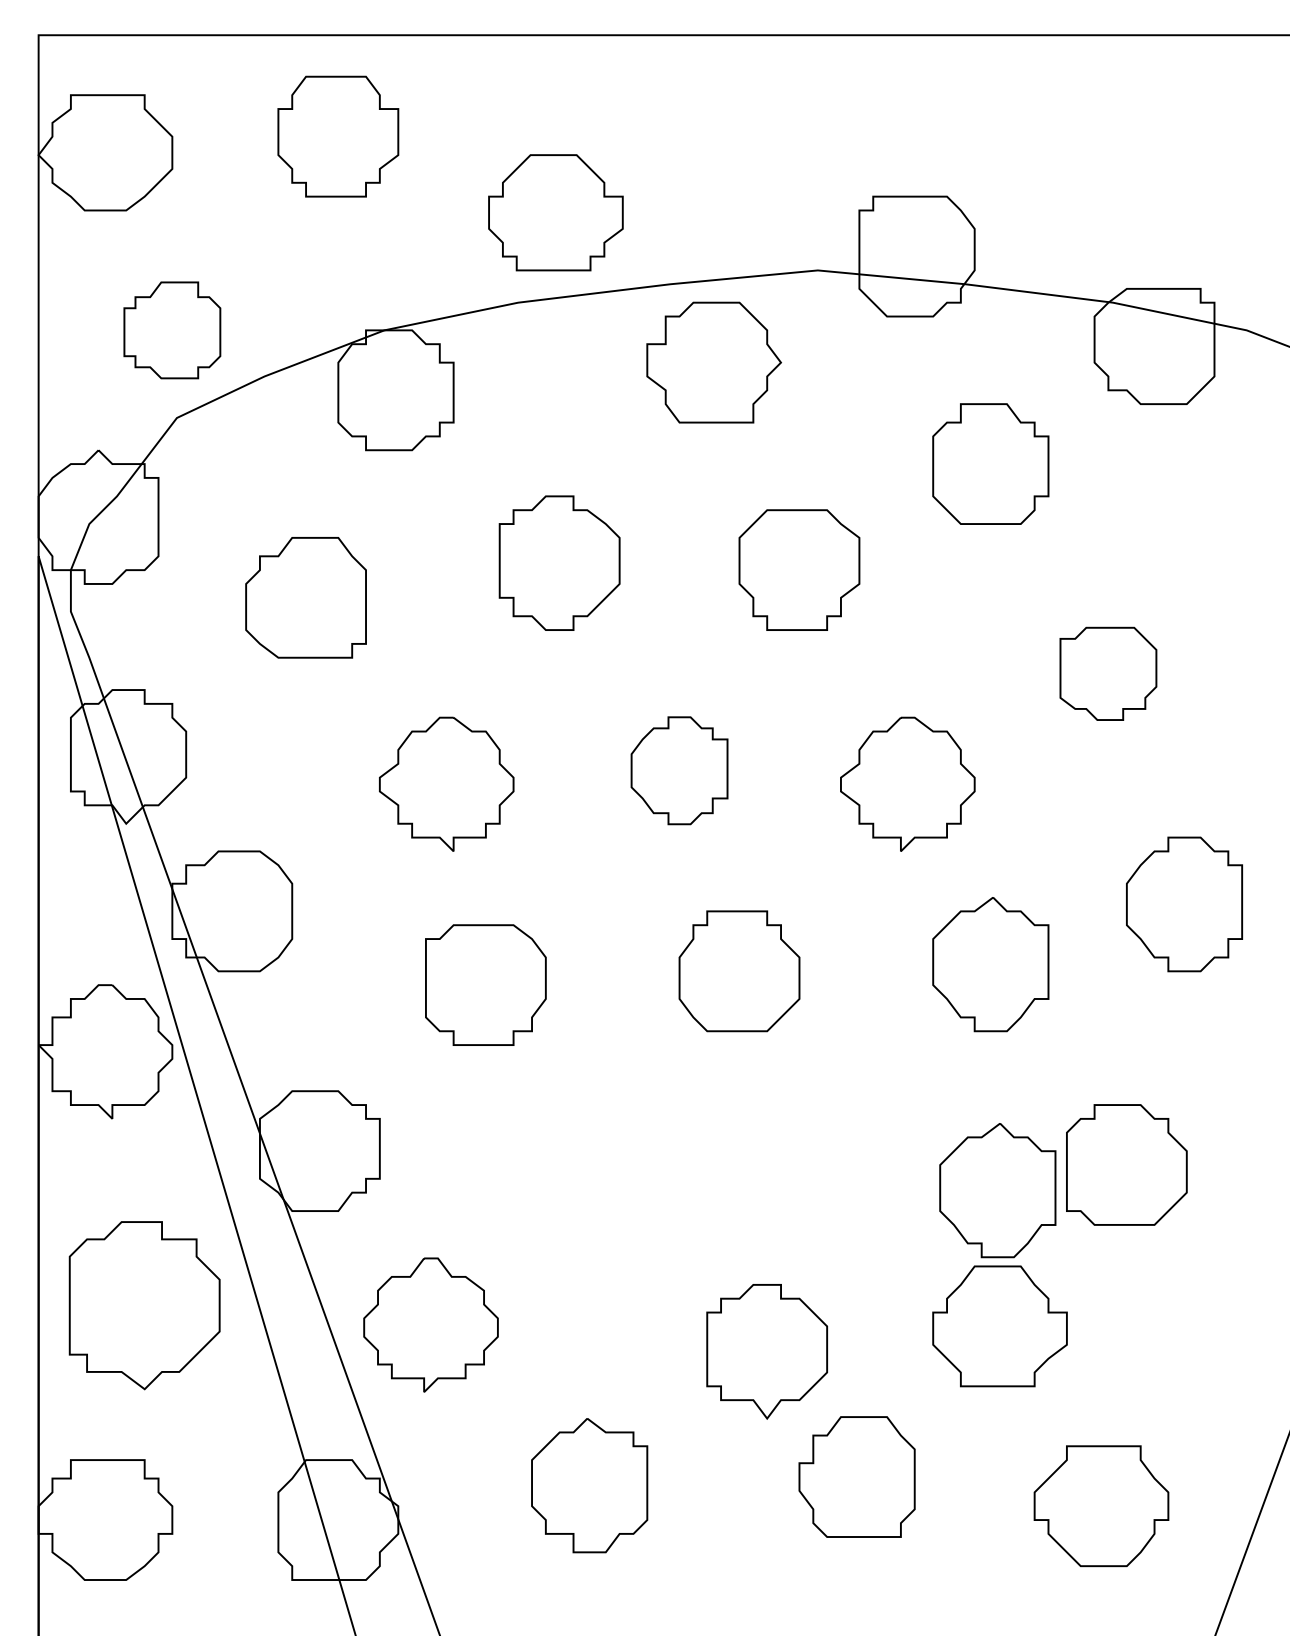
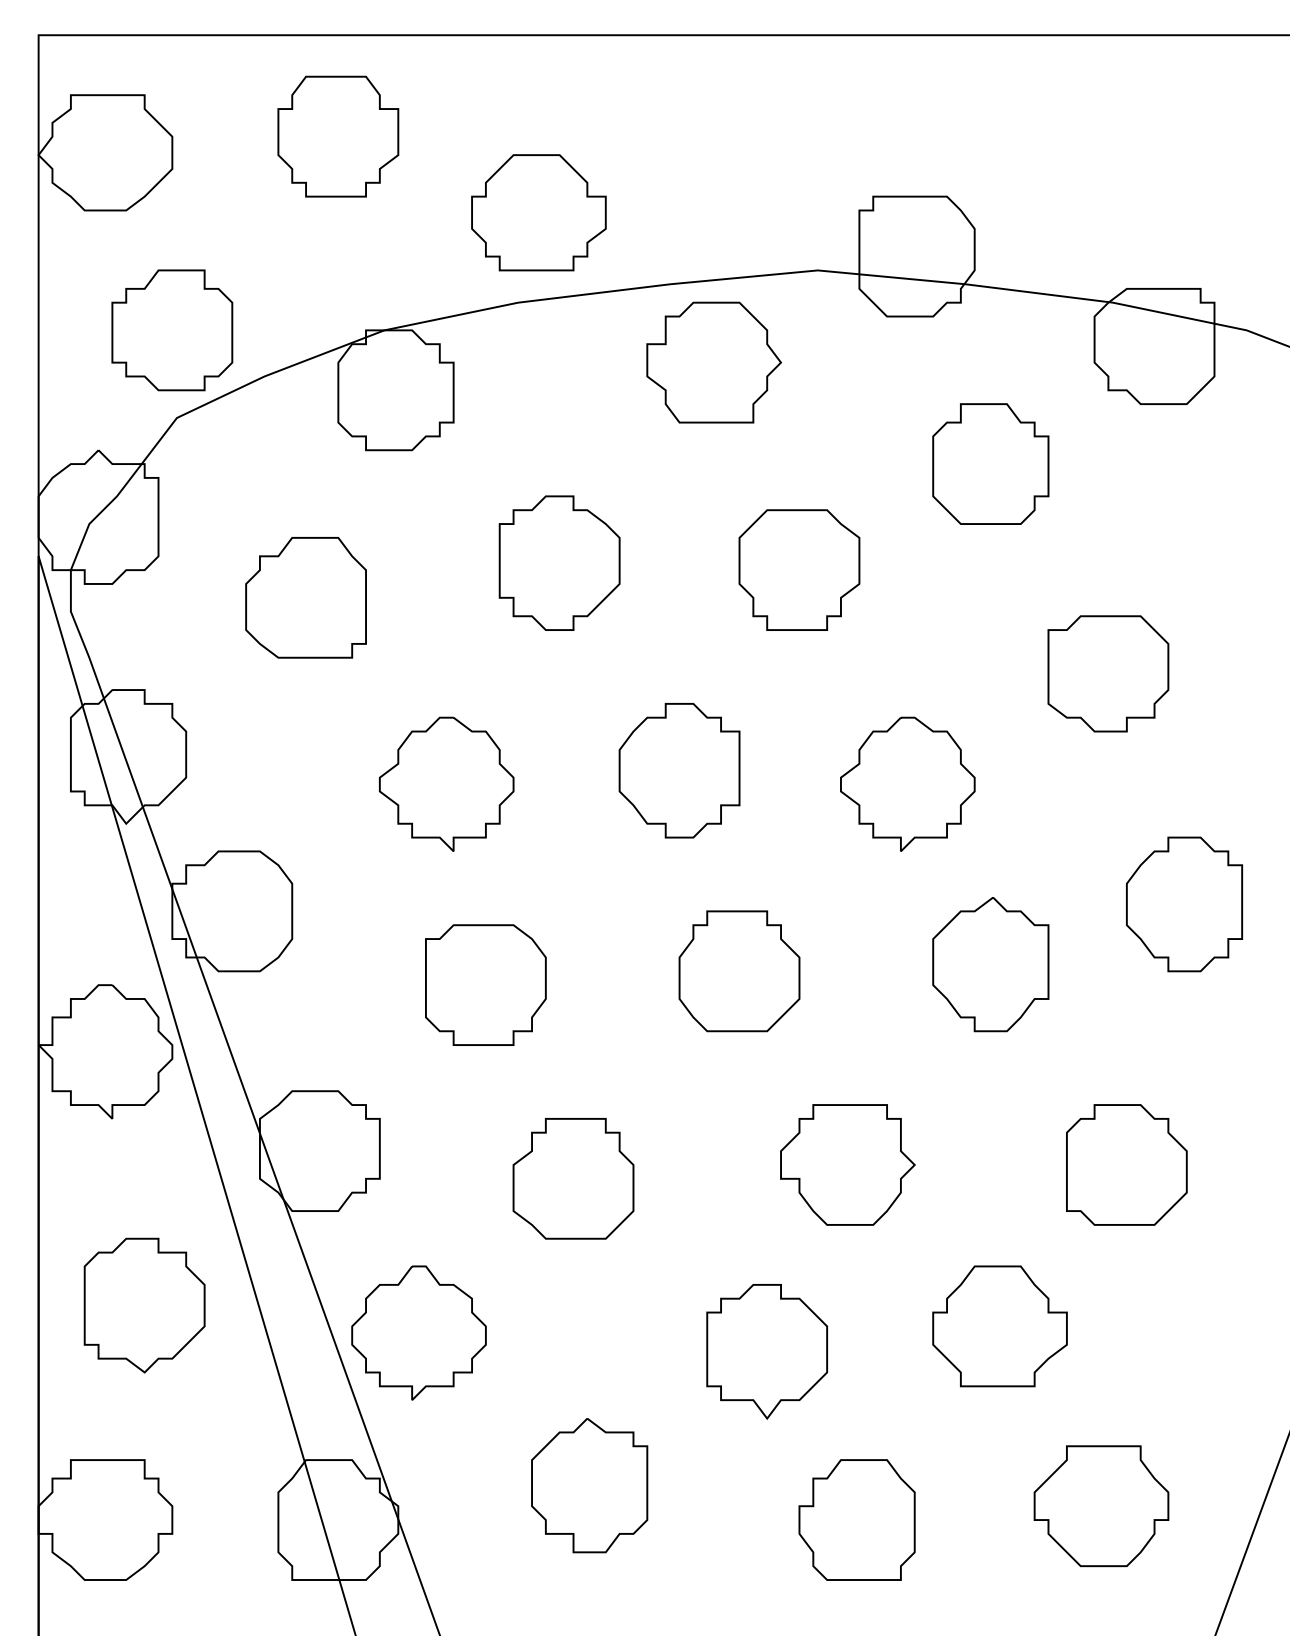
part position: (555, 212) -> (538, 212) (538, 212)
part size: 99x99 px -> 123x123 px (172, 330)
part size: 99x95 px -> 123x118 px (1108, 673)
part size: 99x110 px -> 123x136 px (679, 770)
part: none -> present (847, 1164)
part: none -> present (573, 1178)
part: present -> none (997, 1190)
part size: 153x170 px -> 123x137 px (144, 1305)
part position: (430, 1324) -> (418, 1332) (418, 1332)
part position: (856, 1476) -> (856, 1519) (856, 1519)
